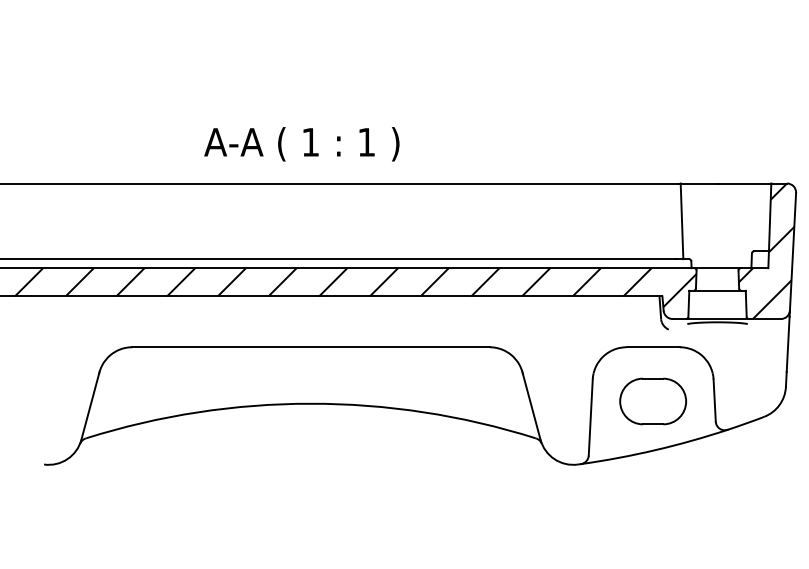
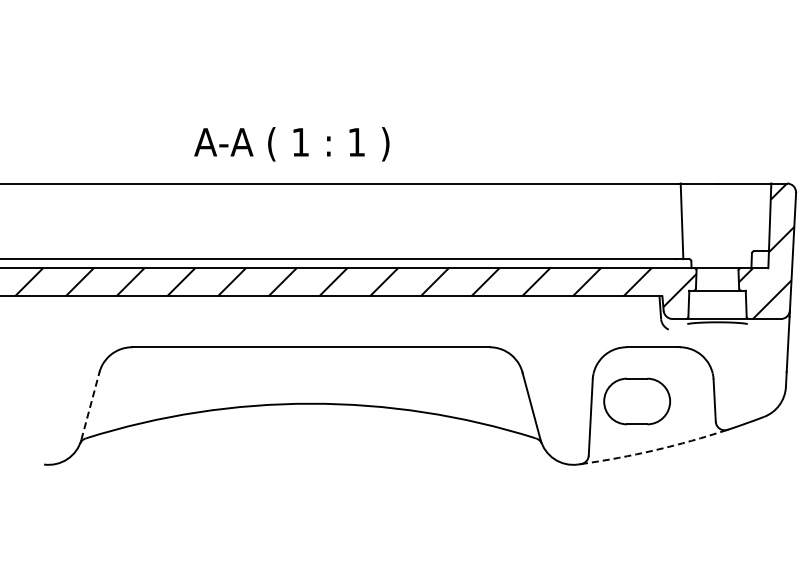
text position: (301, 144) -> (291, 144) (291, 144)
part position: (653, 401) -> (637, 401) (637, 401)
line: solid -> dashed (90, 406)
arc: solid -> dashed (655, 450)
